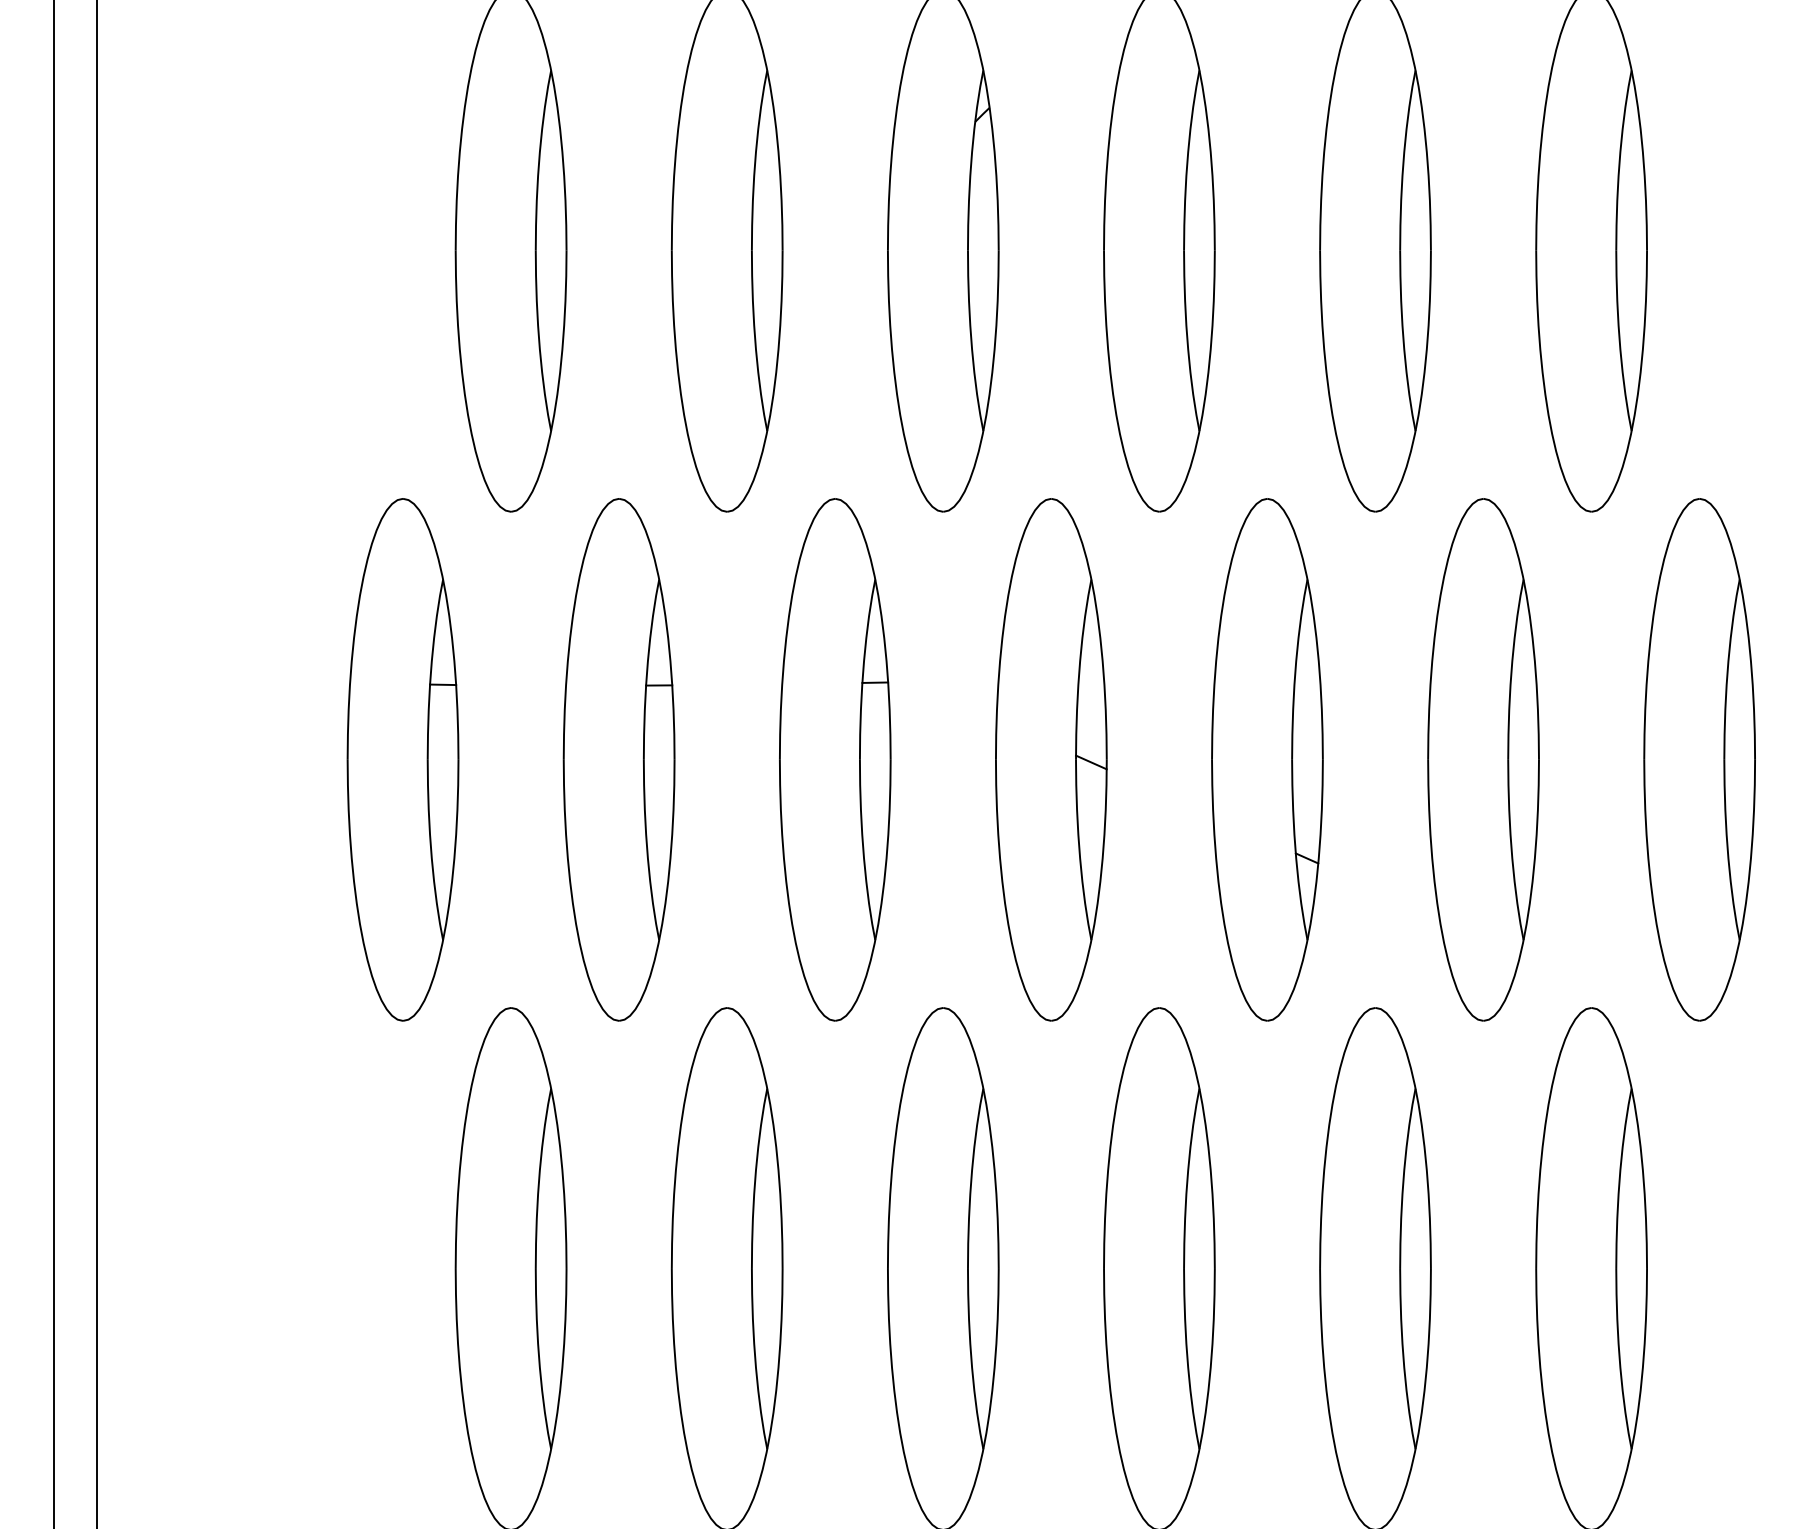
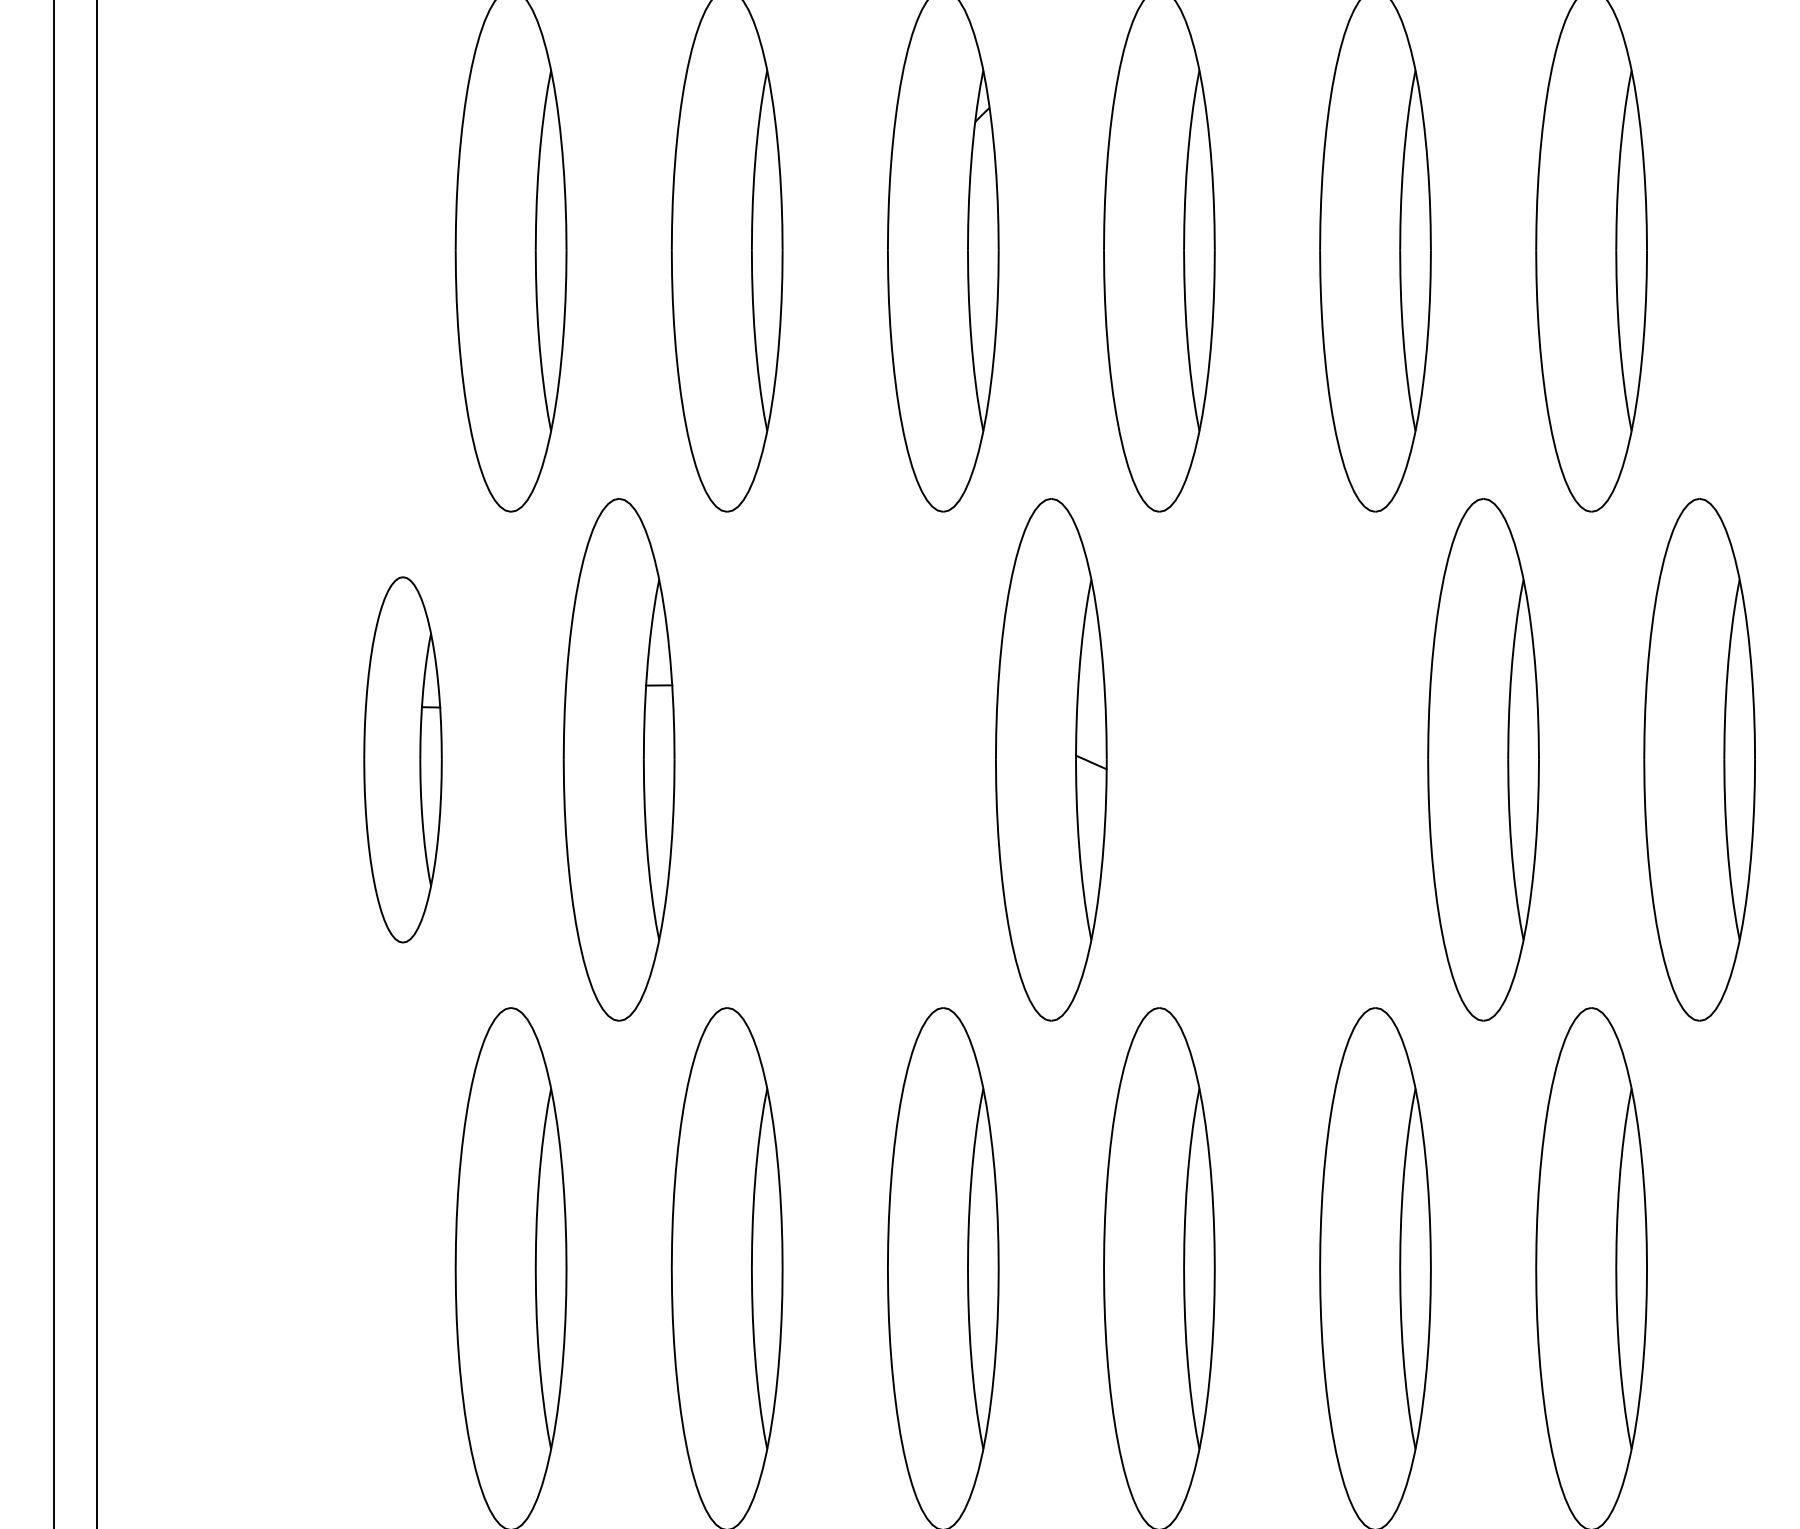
part size: 114x524 px -> 80x368 px (402, 759)
part: present -> none (835, 759)
part: present -> none (1267, 759)
